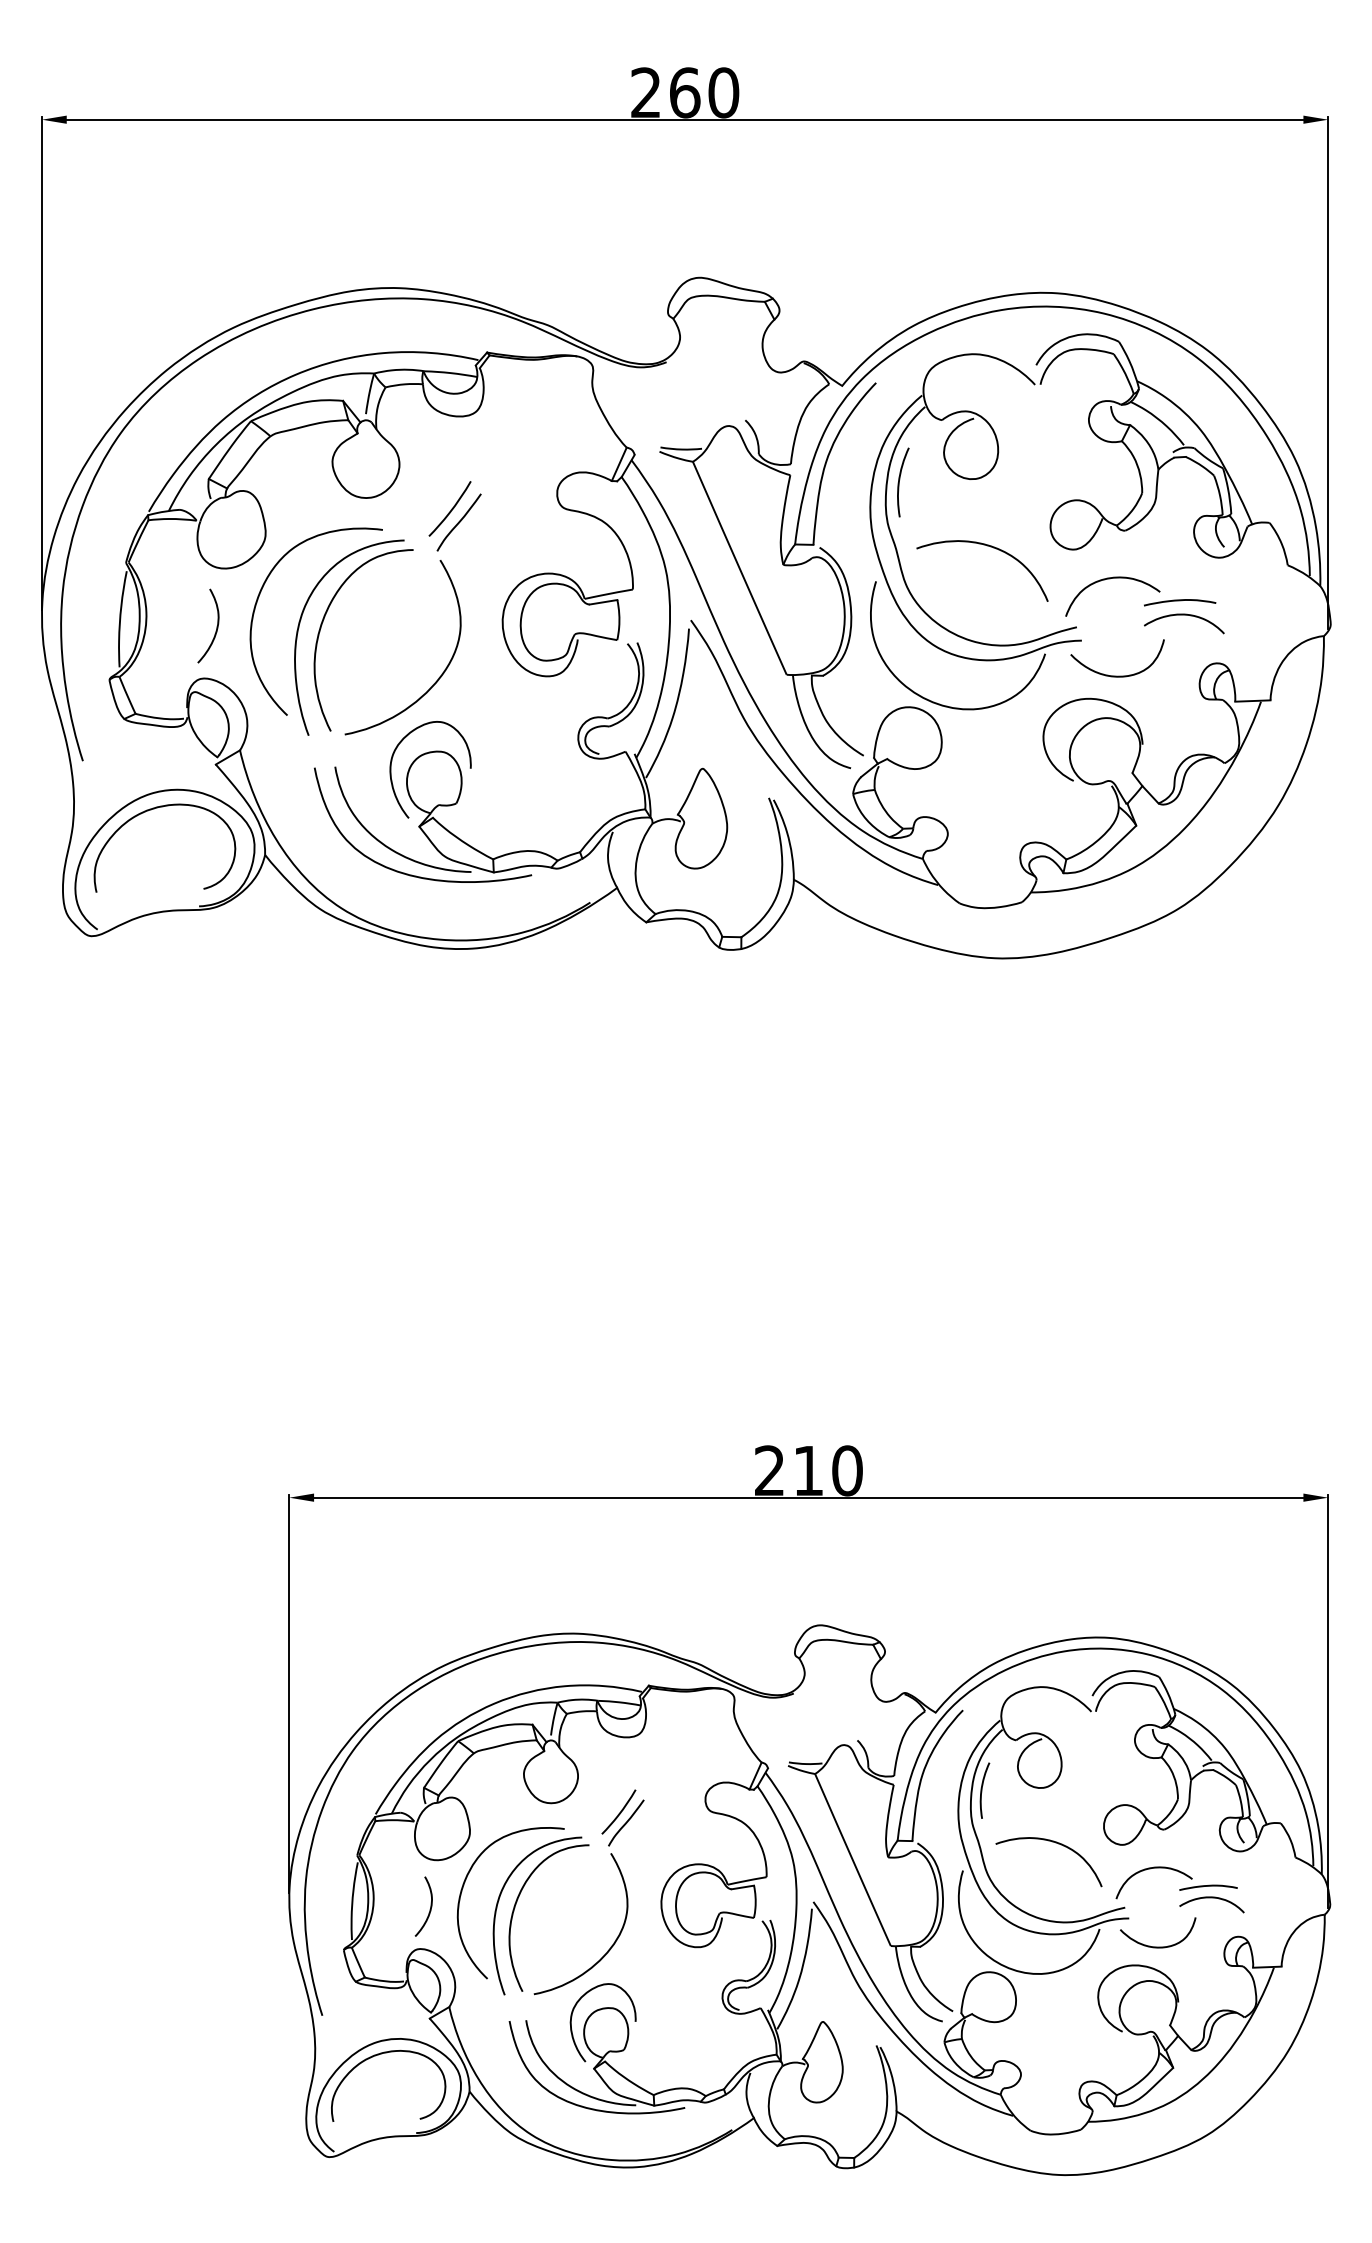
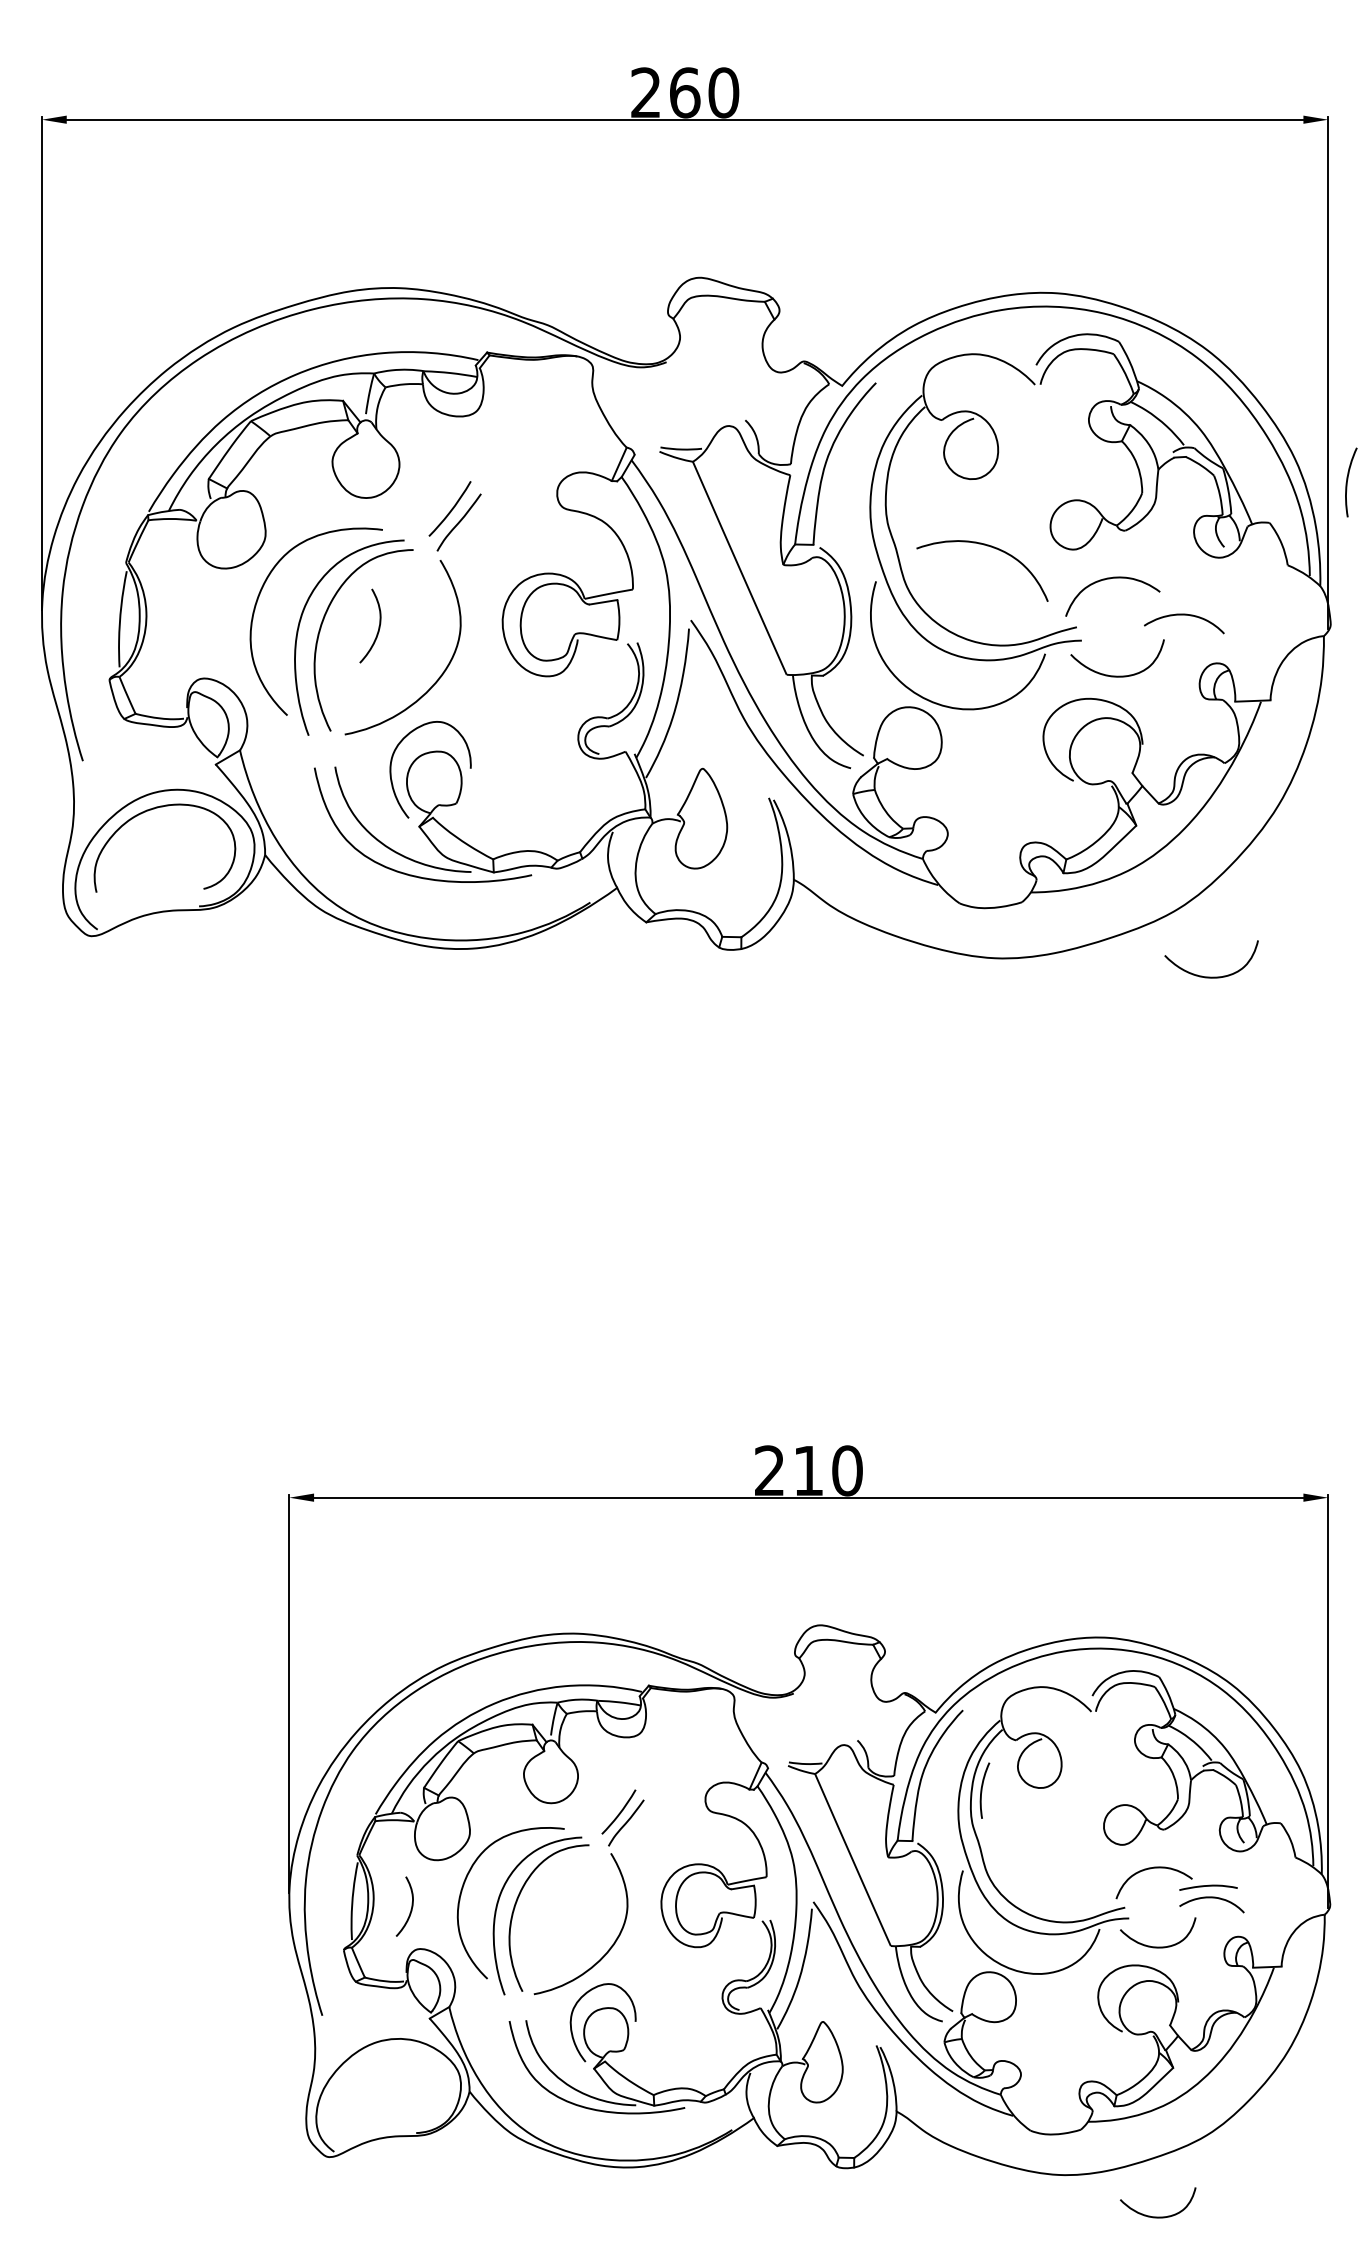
curve position: (899, 482) -> (1347, 482) (1347, 482)
curve: present -> none (1180, 601)
curve position: (216, 626) -> (378, 626) (378, 626)
curve: none -> present (1211, 976)
curve: present -> none (1055, 1843)
curve position: (429, 1909) -> (410, 1909) (410, 1909)
curve: present -> none (378, 2055)
curve: none -> present (1158, 2216)
